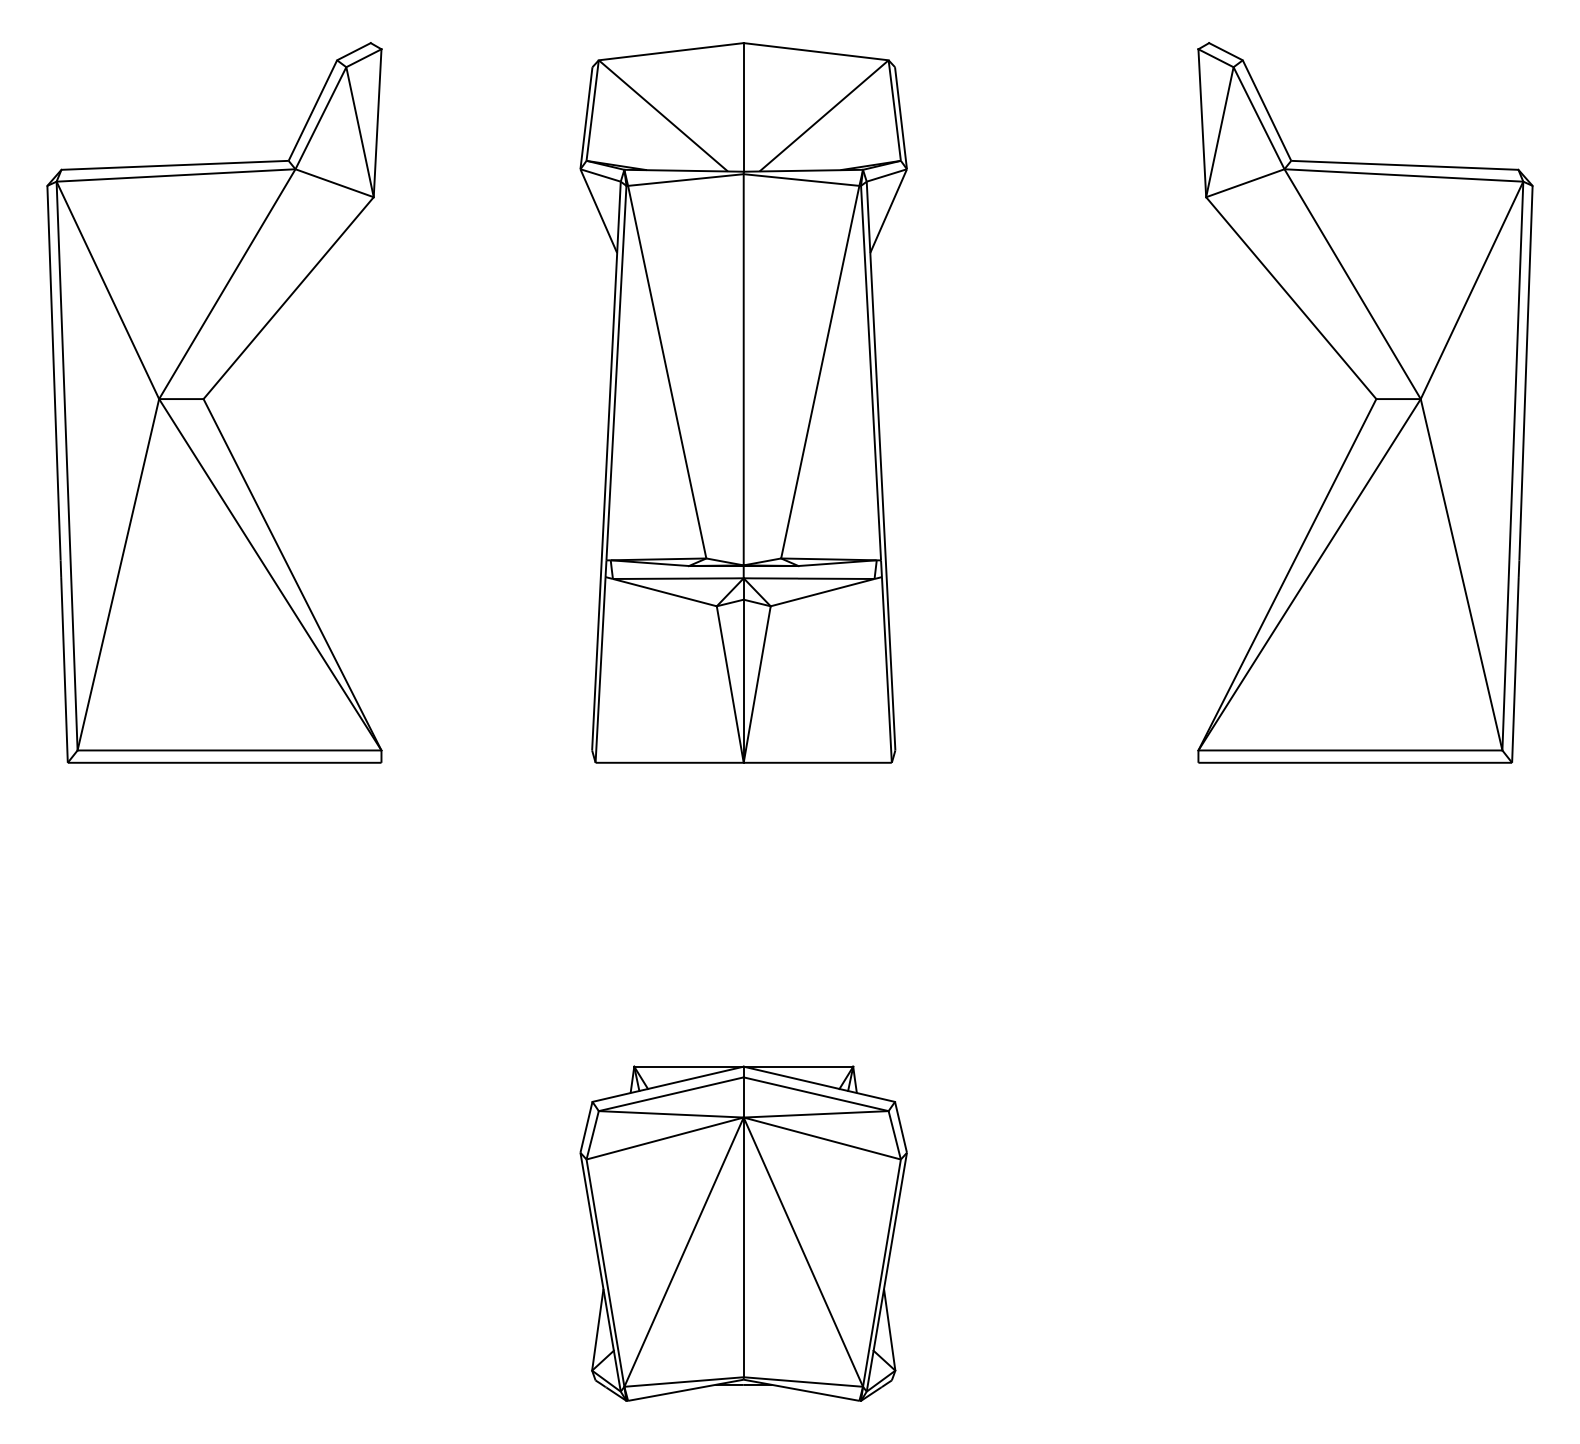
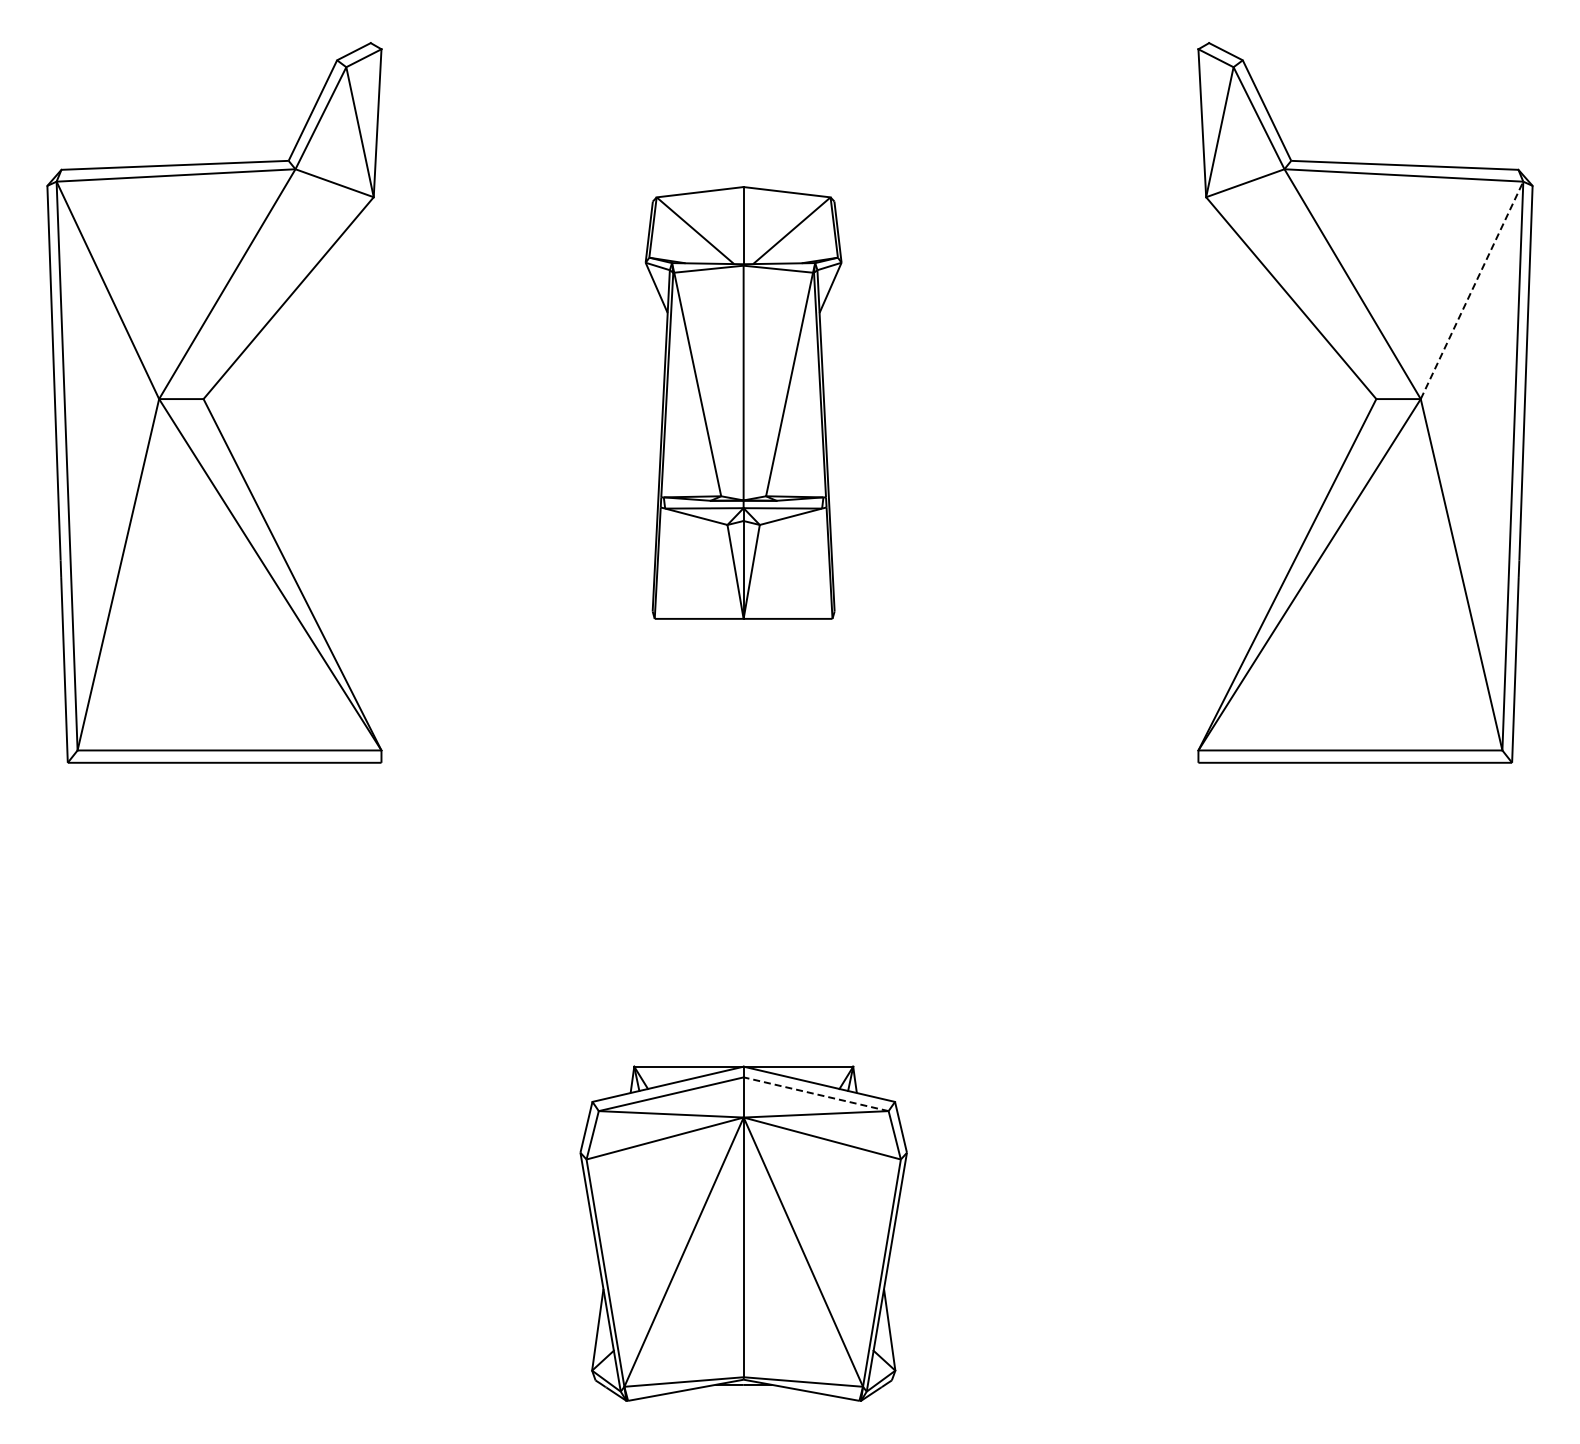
line: solid -> dashed (1472, 289)
part size: 329x722 px -> 199x434 px (743, 402)
line: solid -> dashed (815, 1094)
